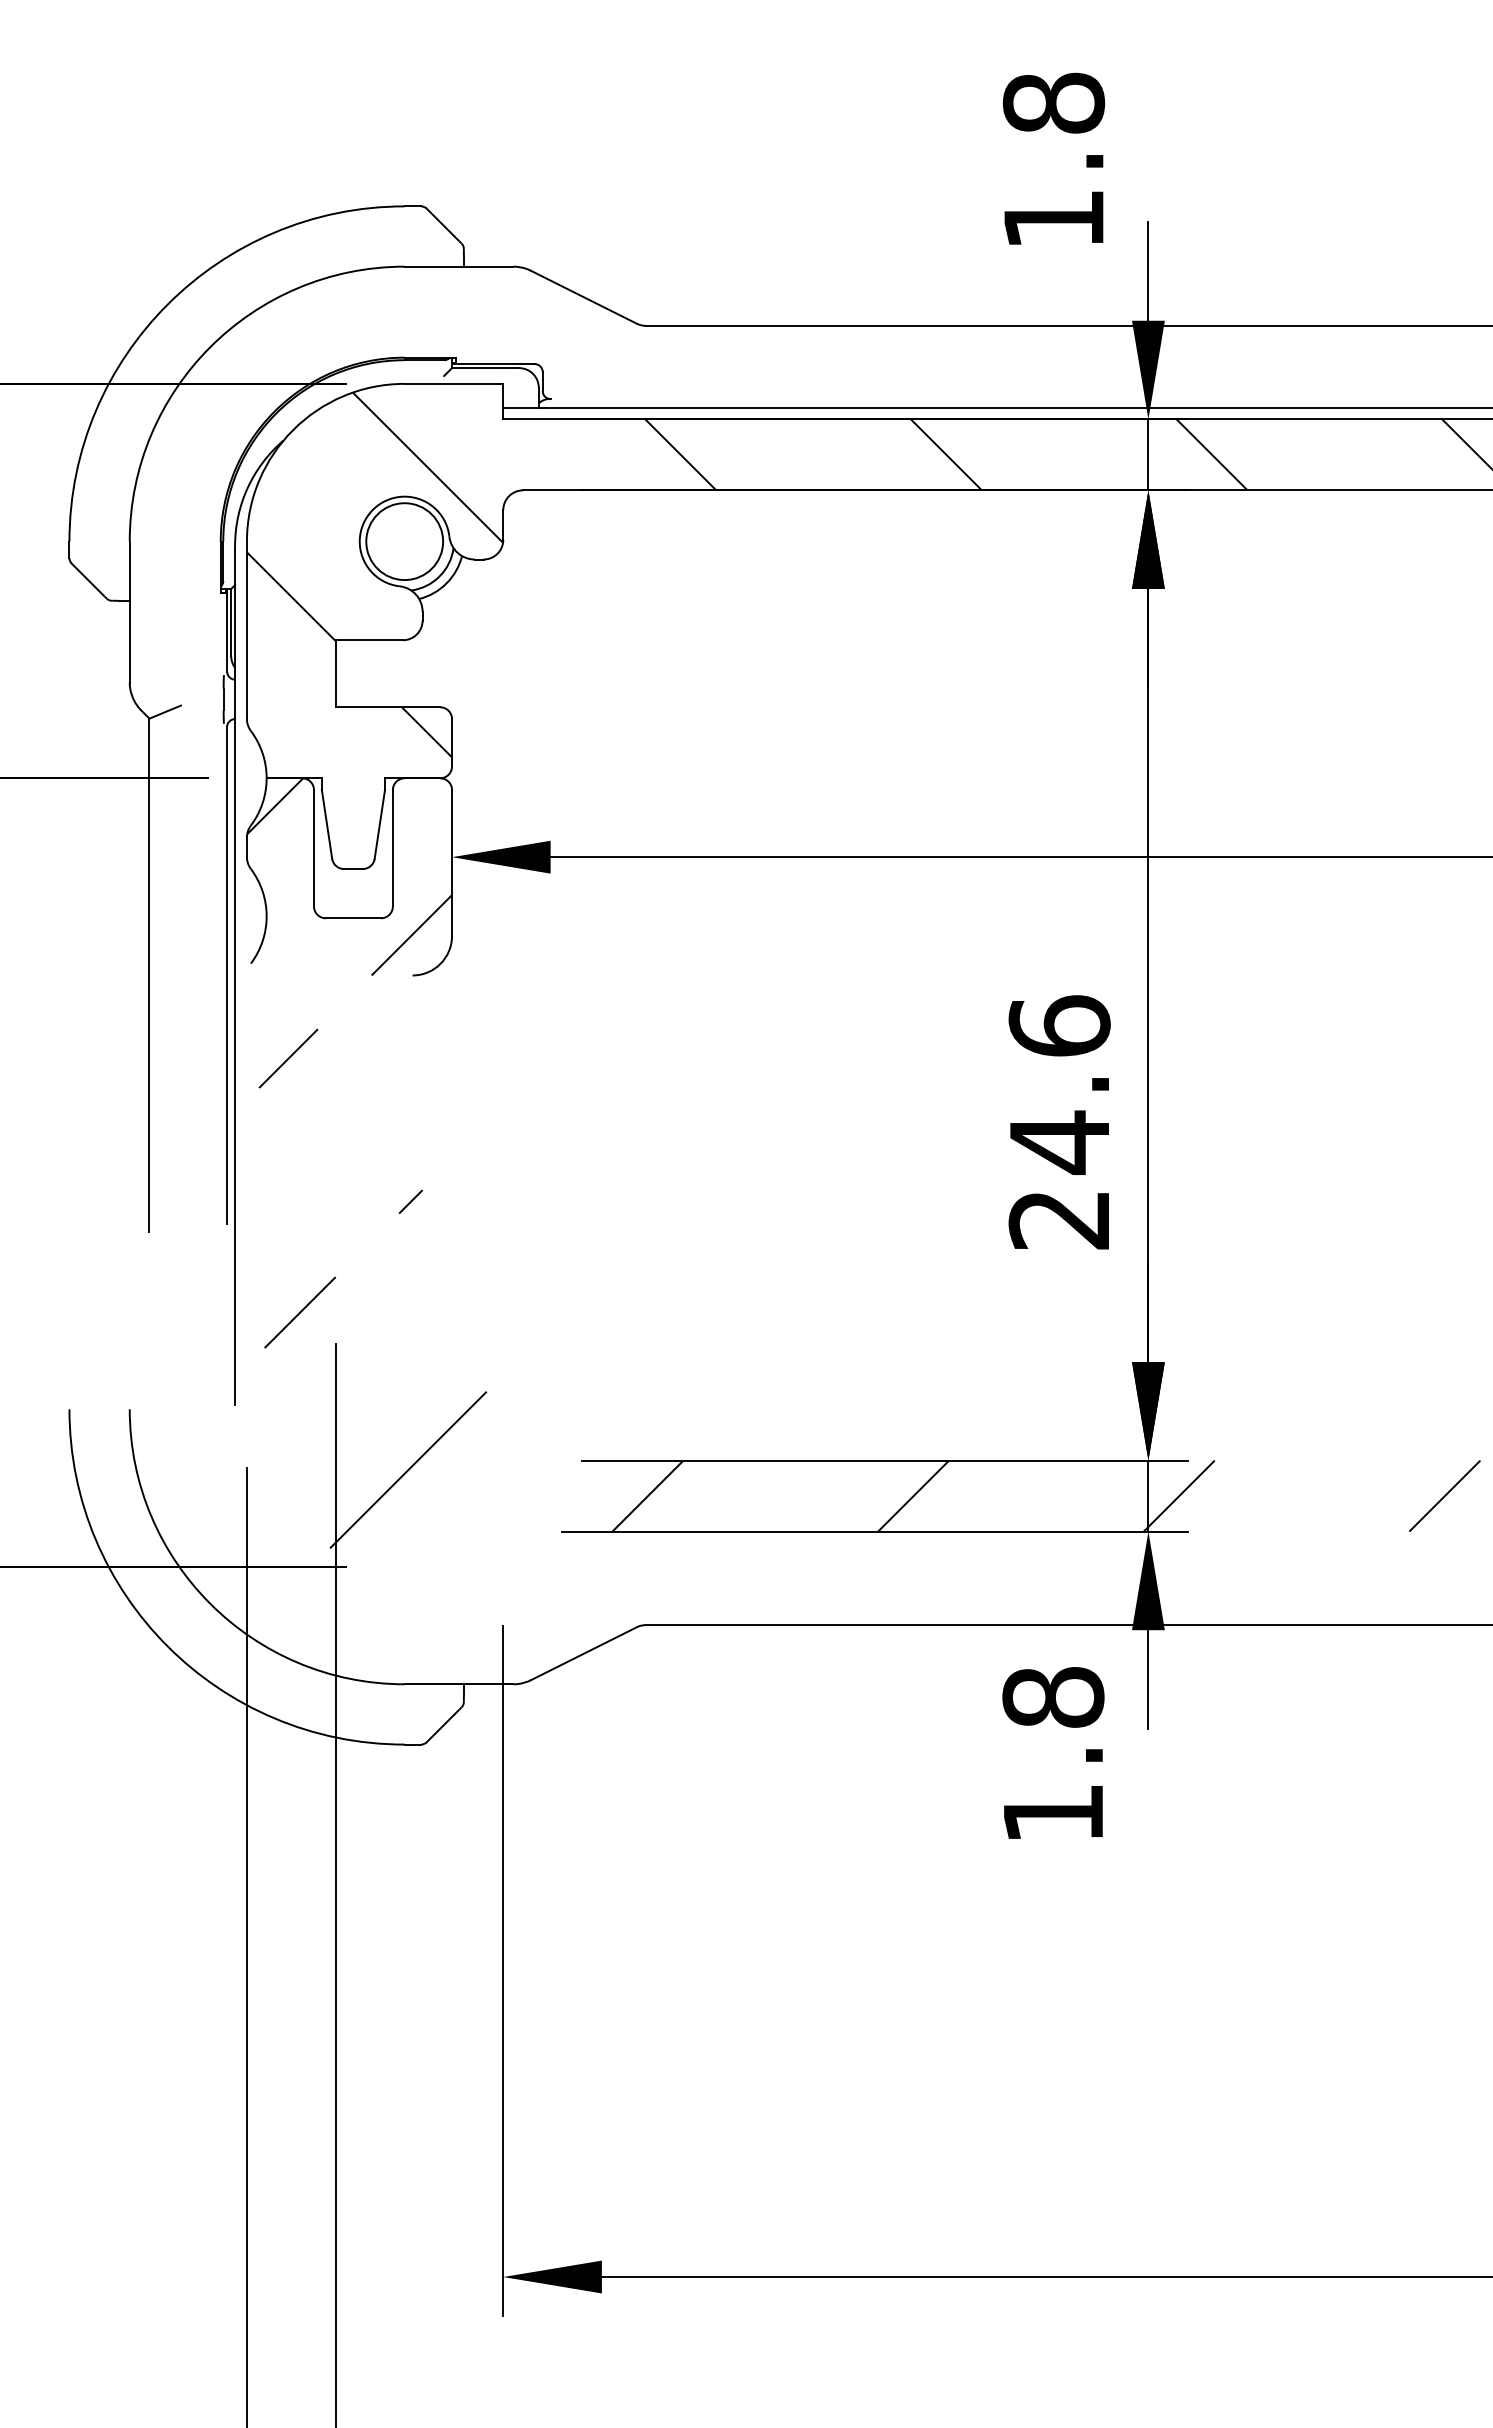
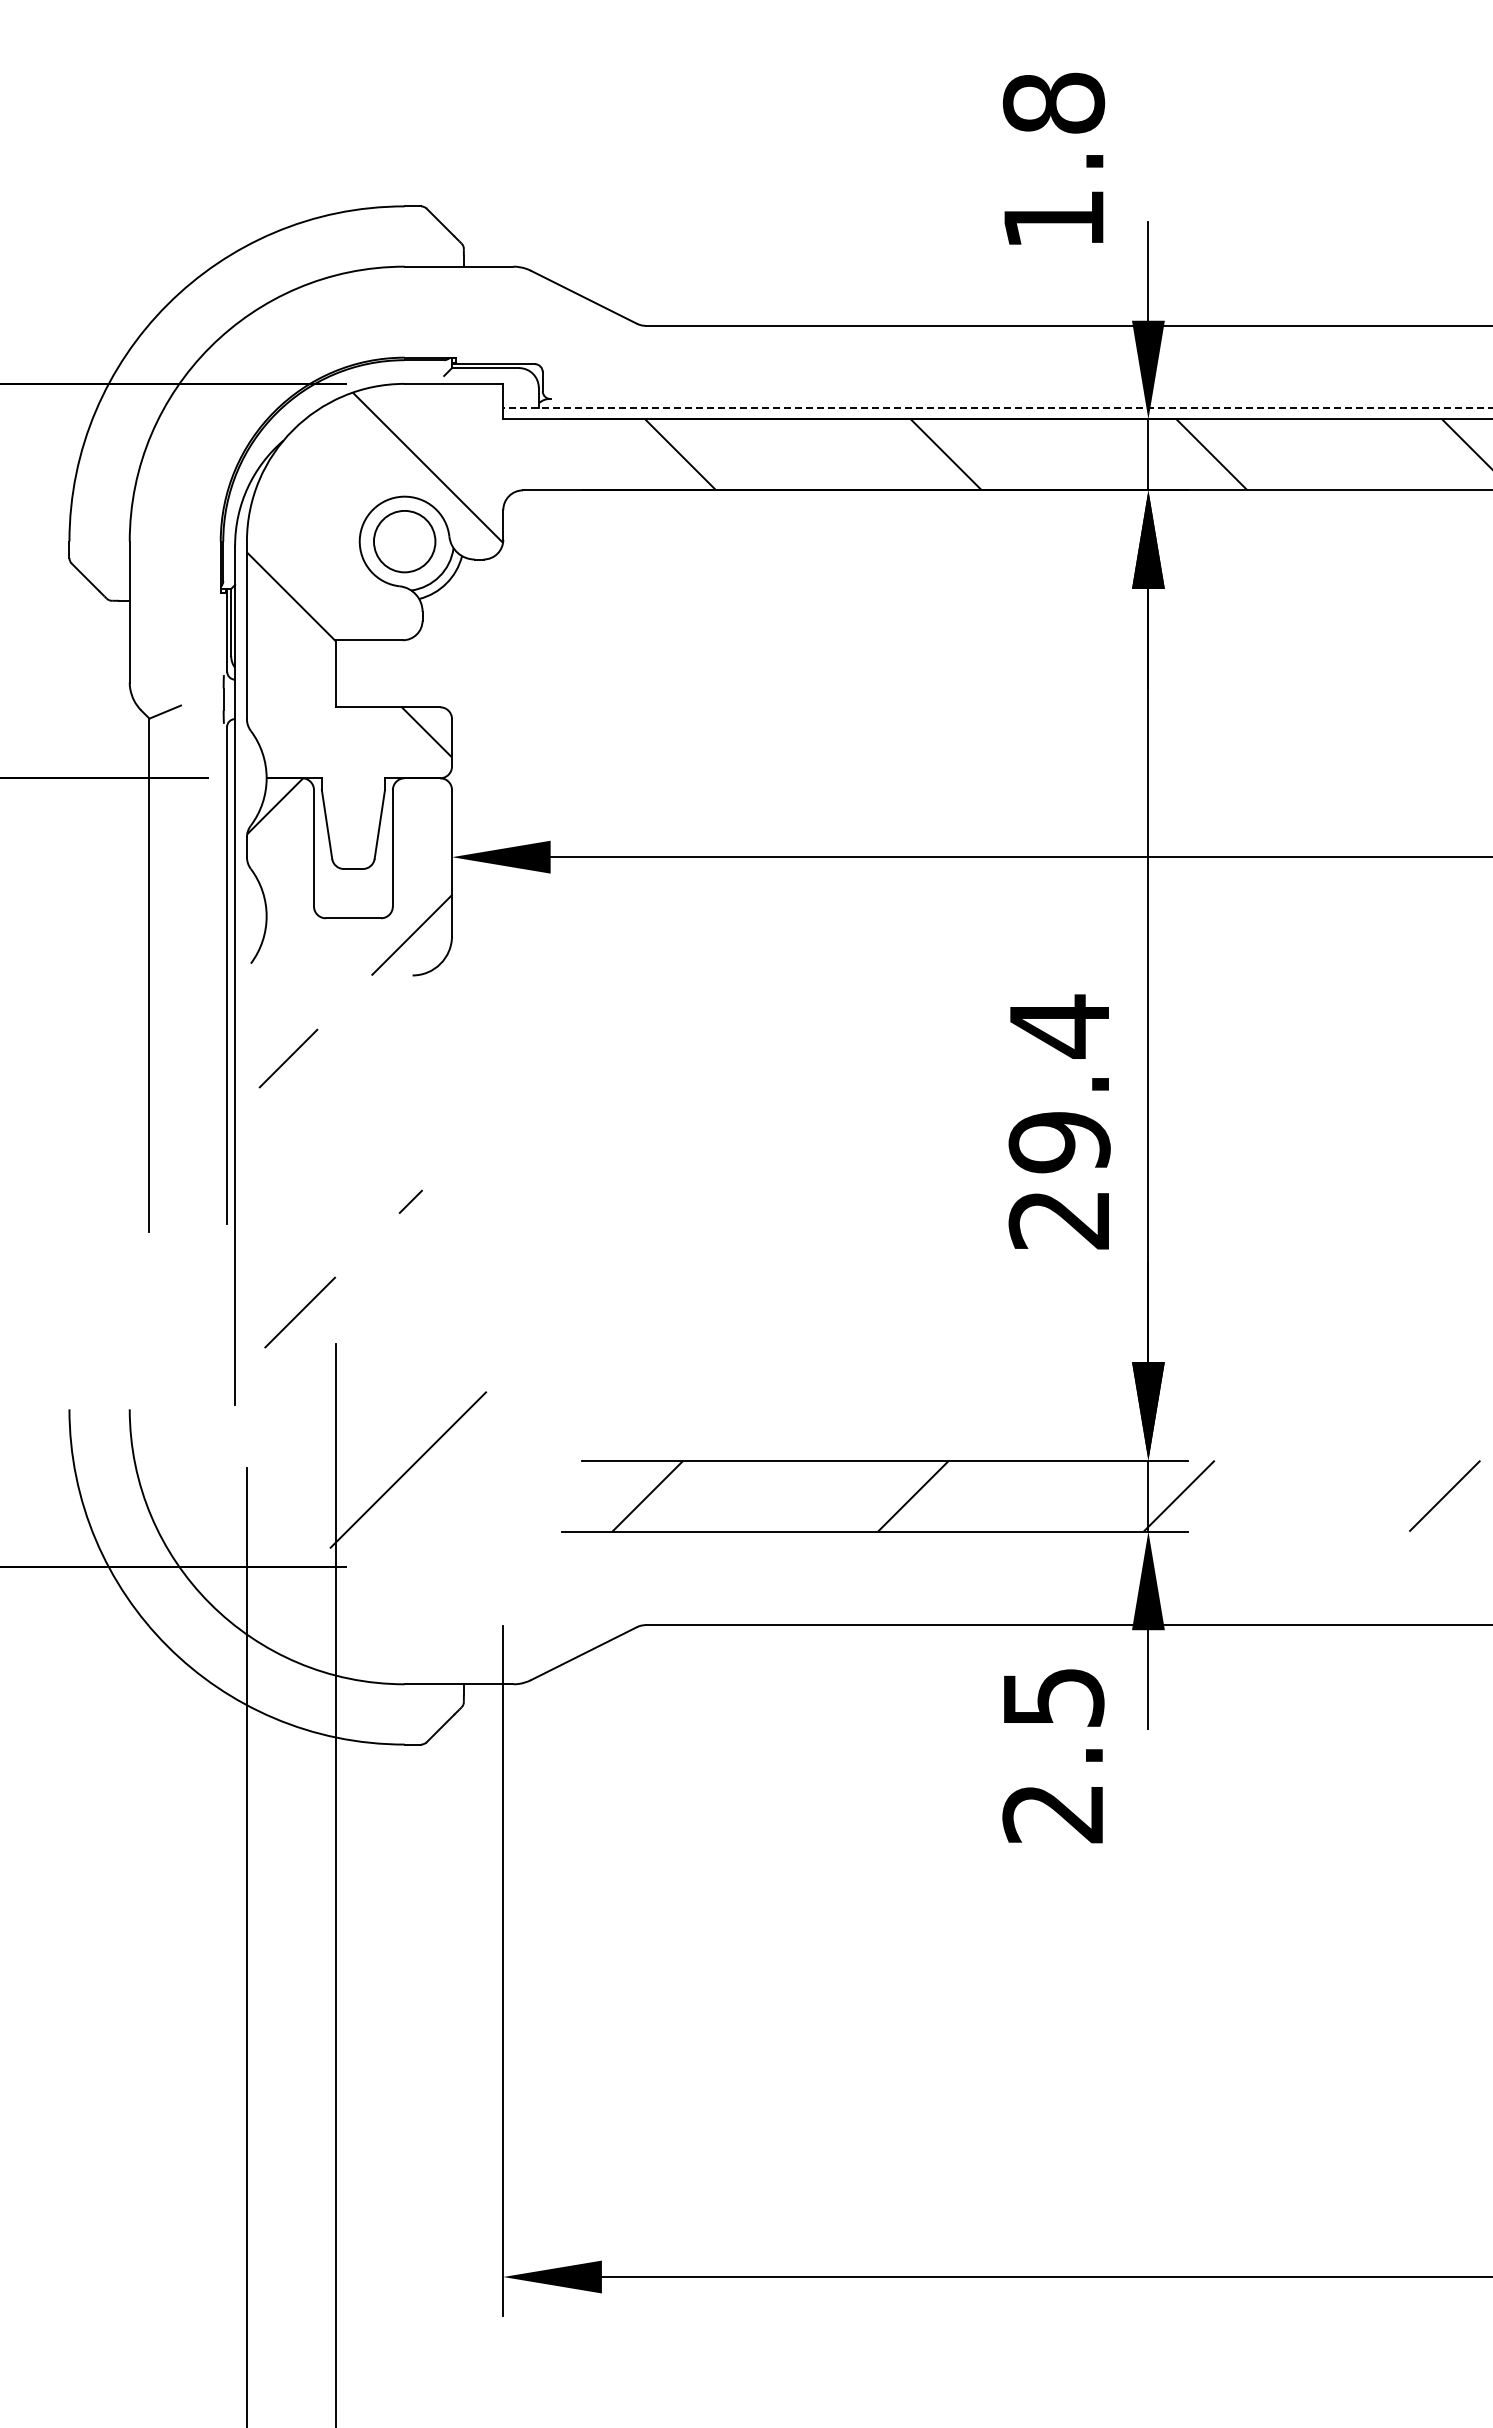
line: solid -> dashed (998, 407)
circle diameter: 77 px -> 61 px (404, 541)
text: 24.6 -> 29.4 (1059, 1084)
text: 1.8 -> 2.5 (1053, 1755)
